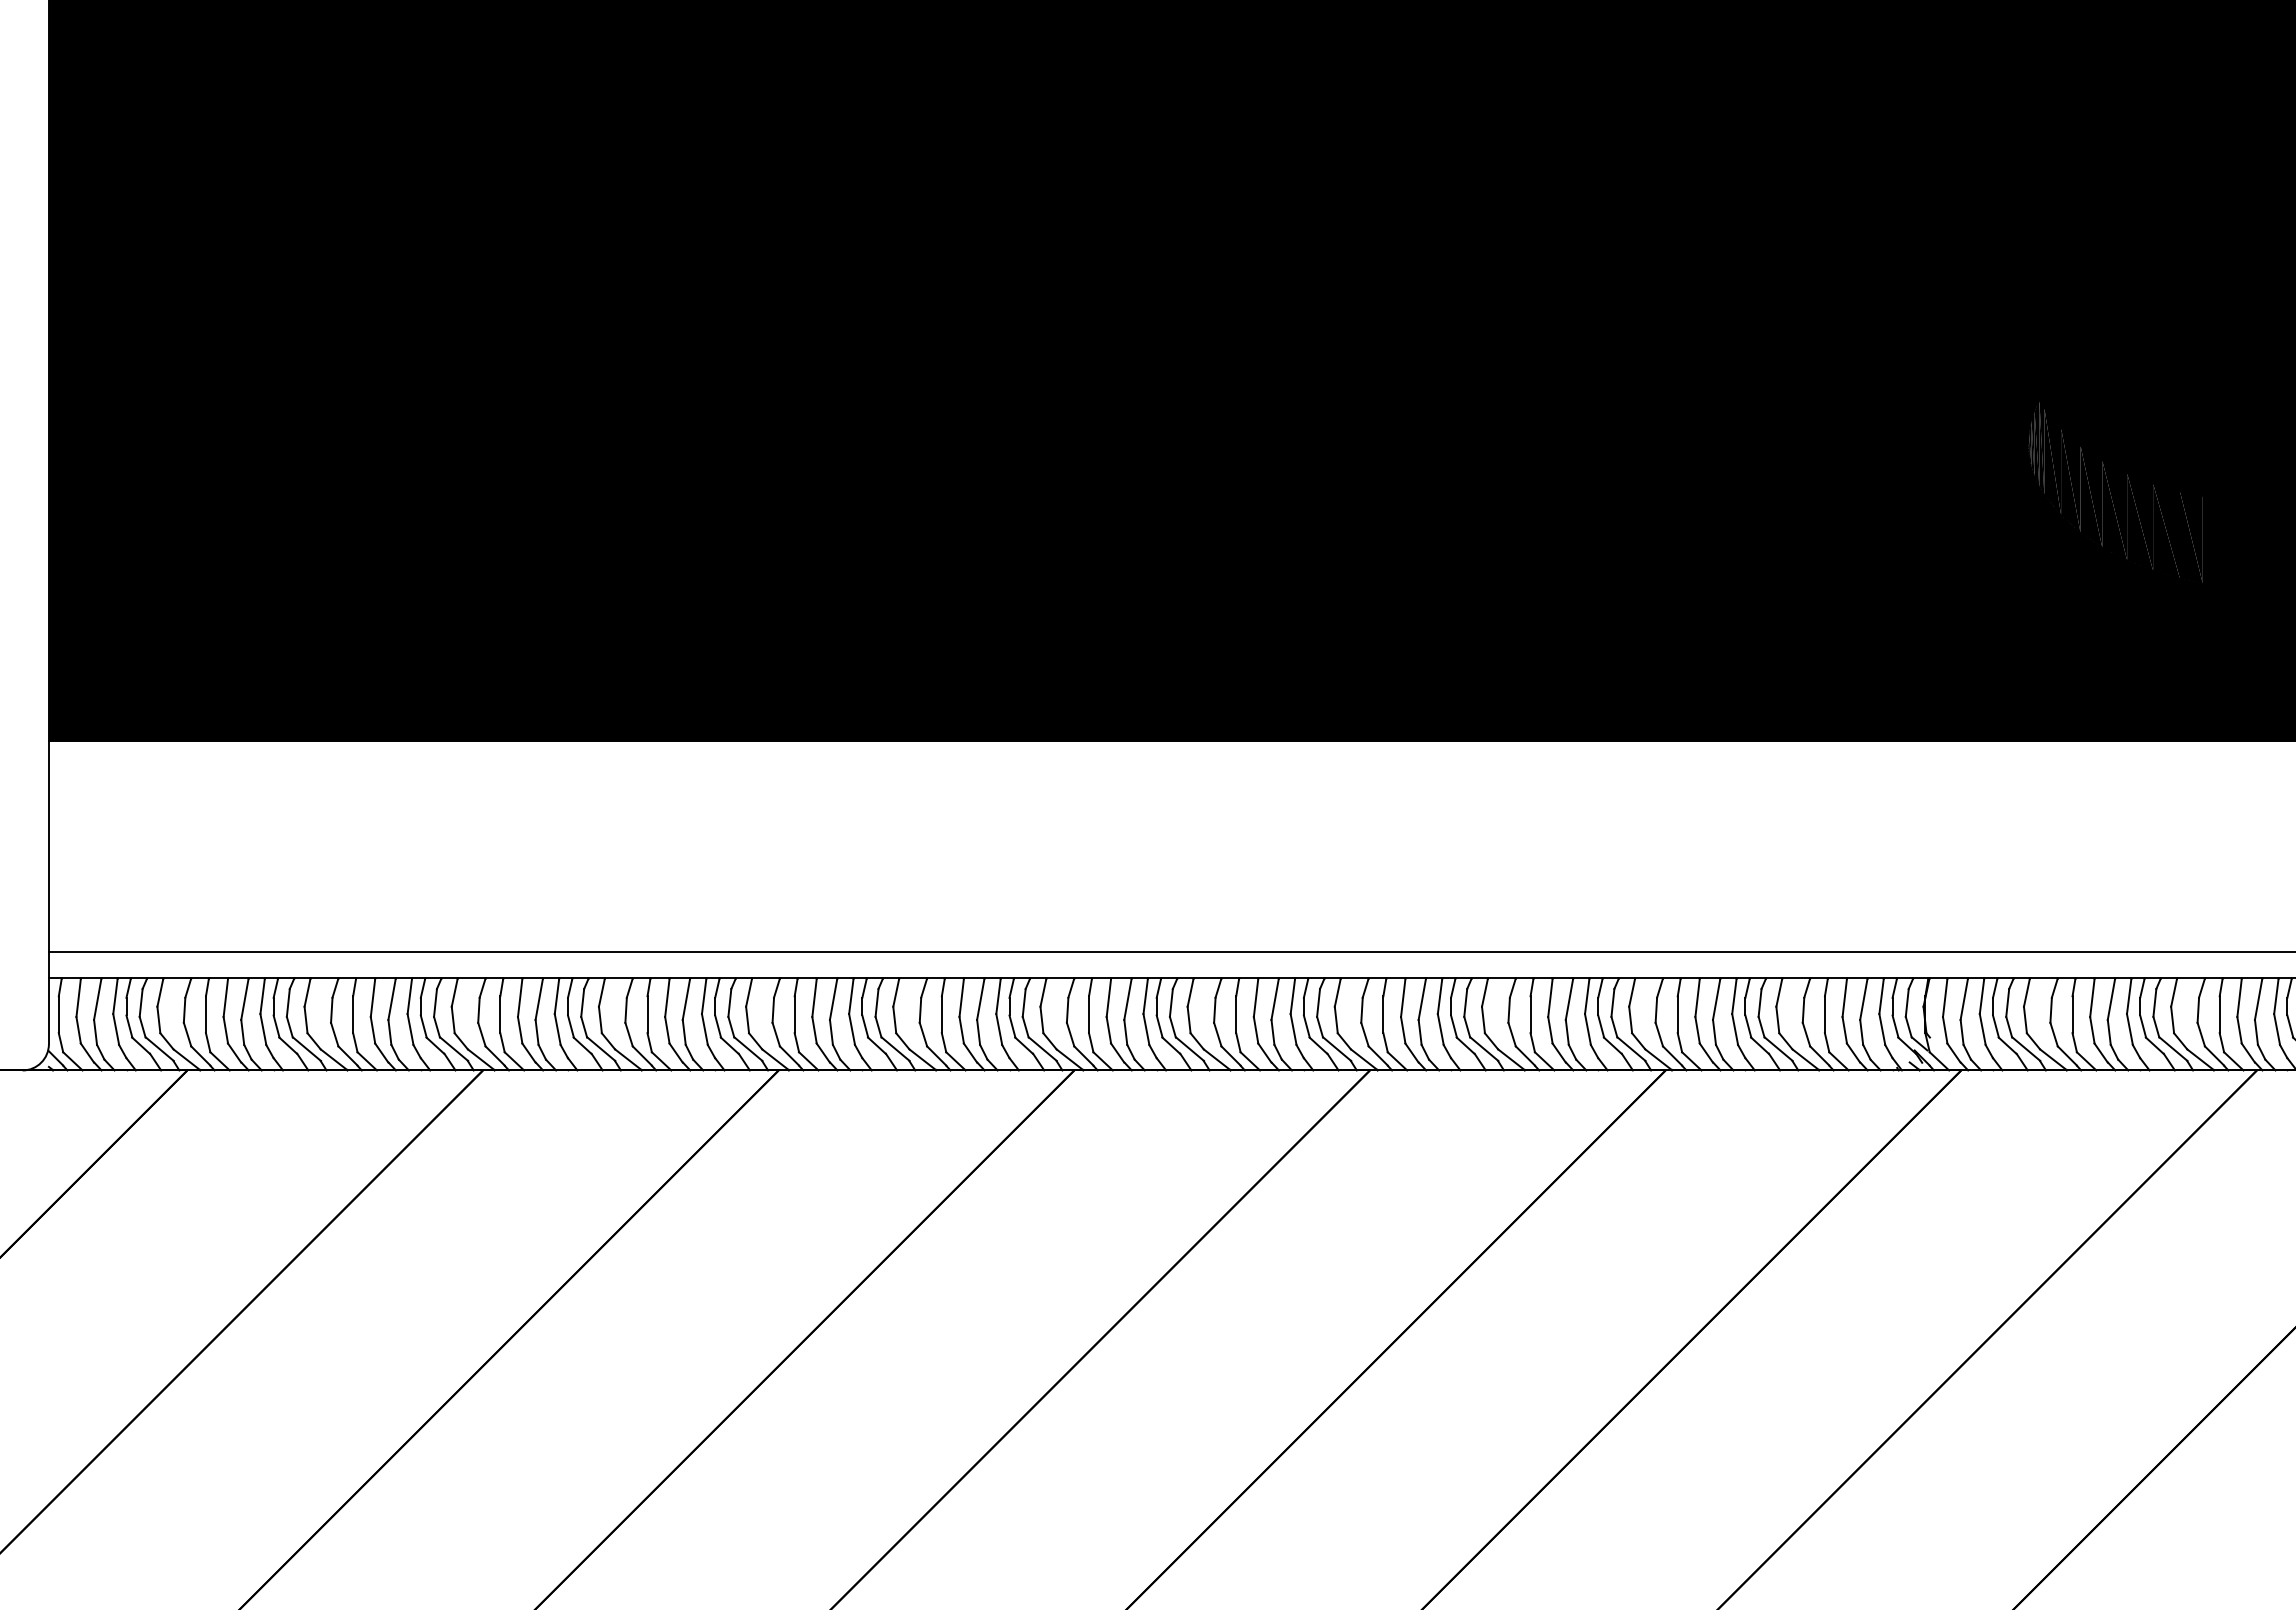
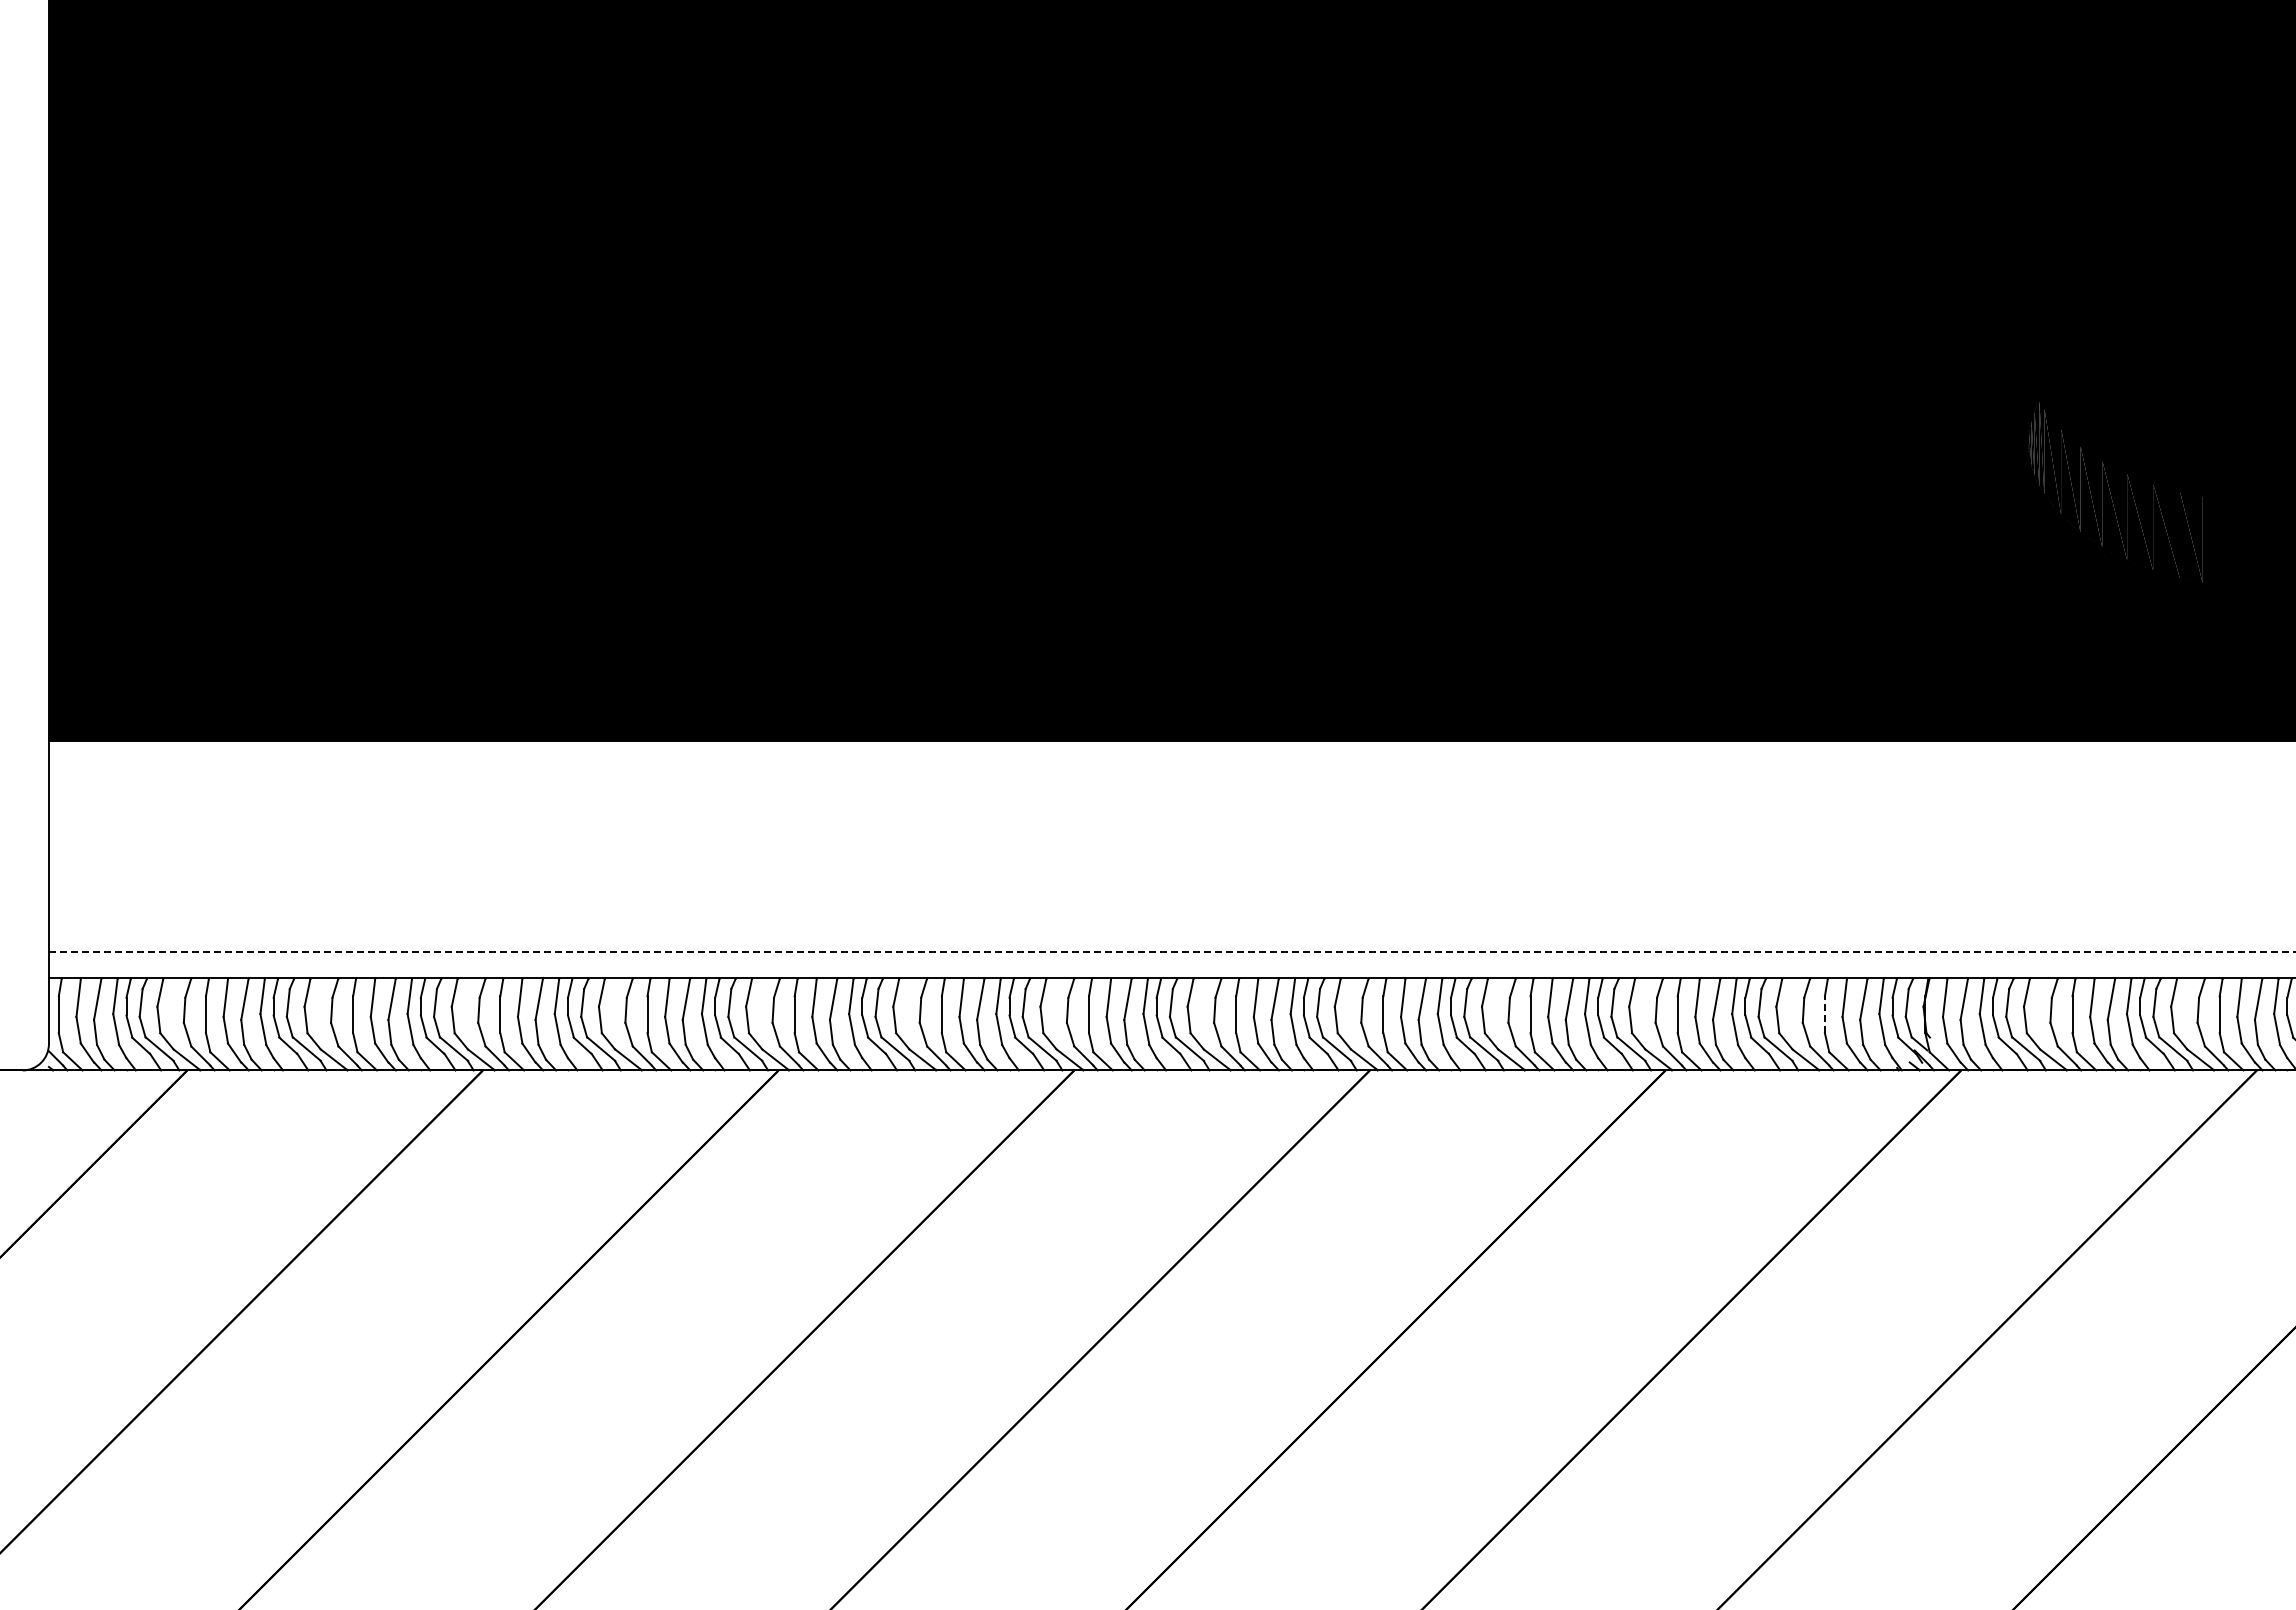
line: solid -> dashed (1172, 951)
line: solid -> dashed (1824, 1014)
